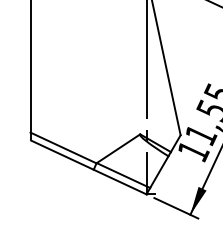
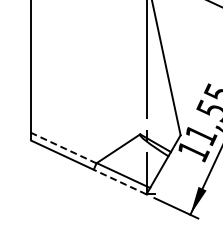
line: solid -> dashed (64, 148)
line: solid -> dashed (119, 181)
